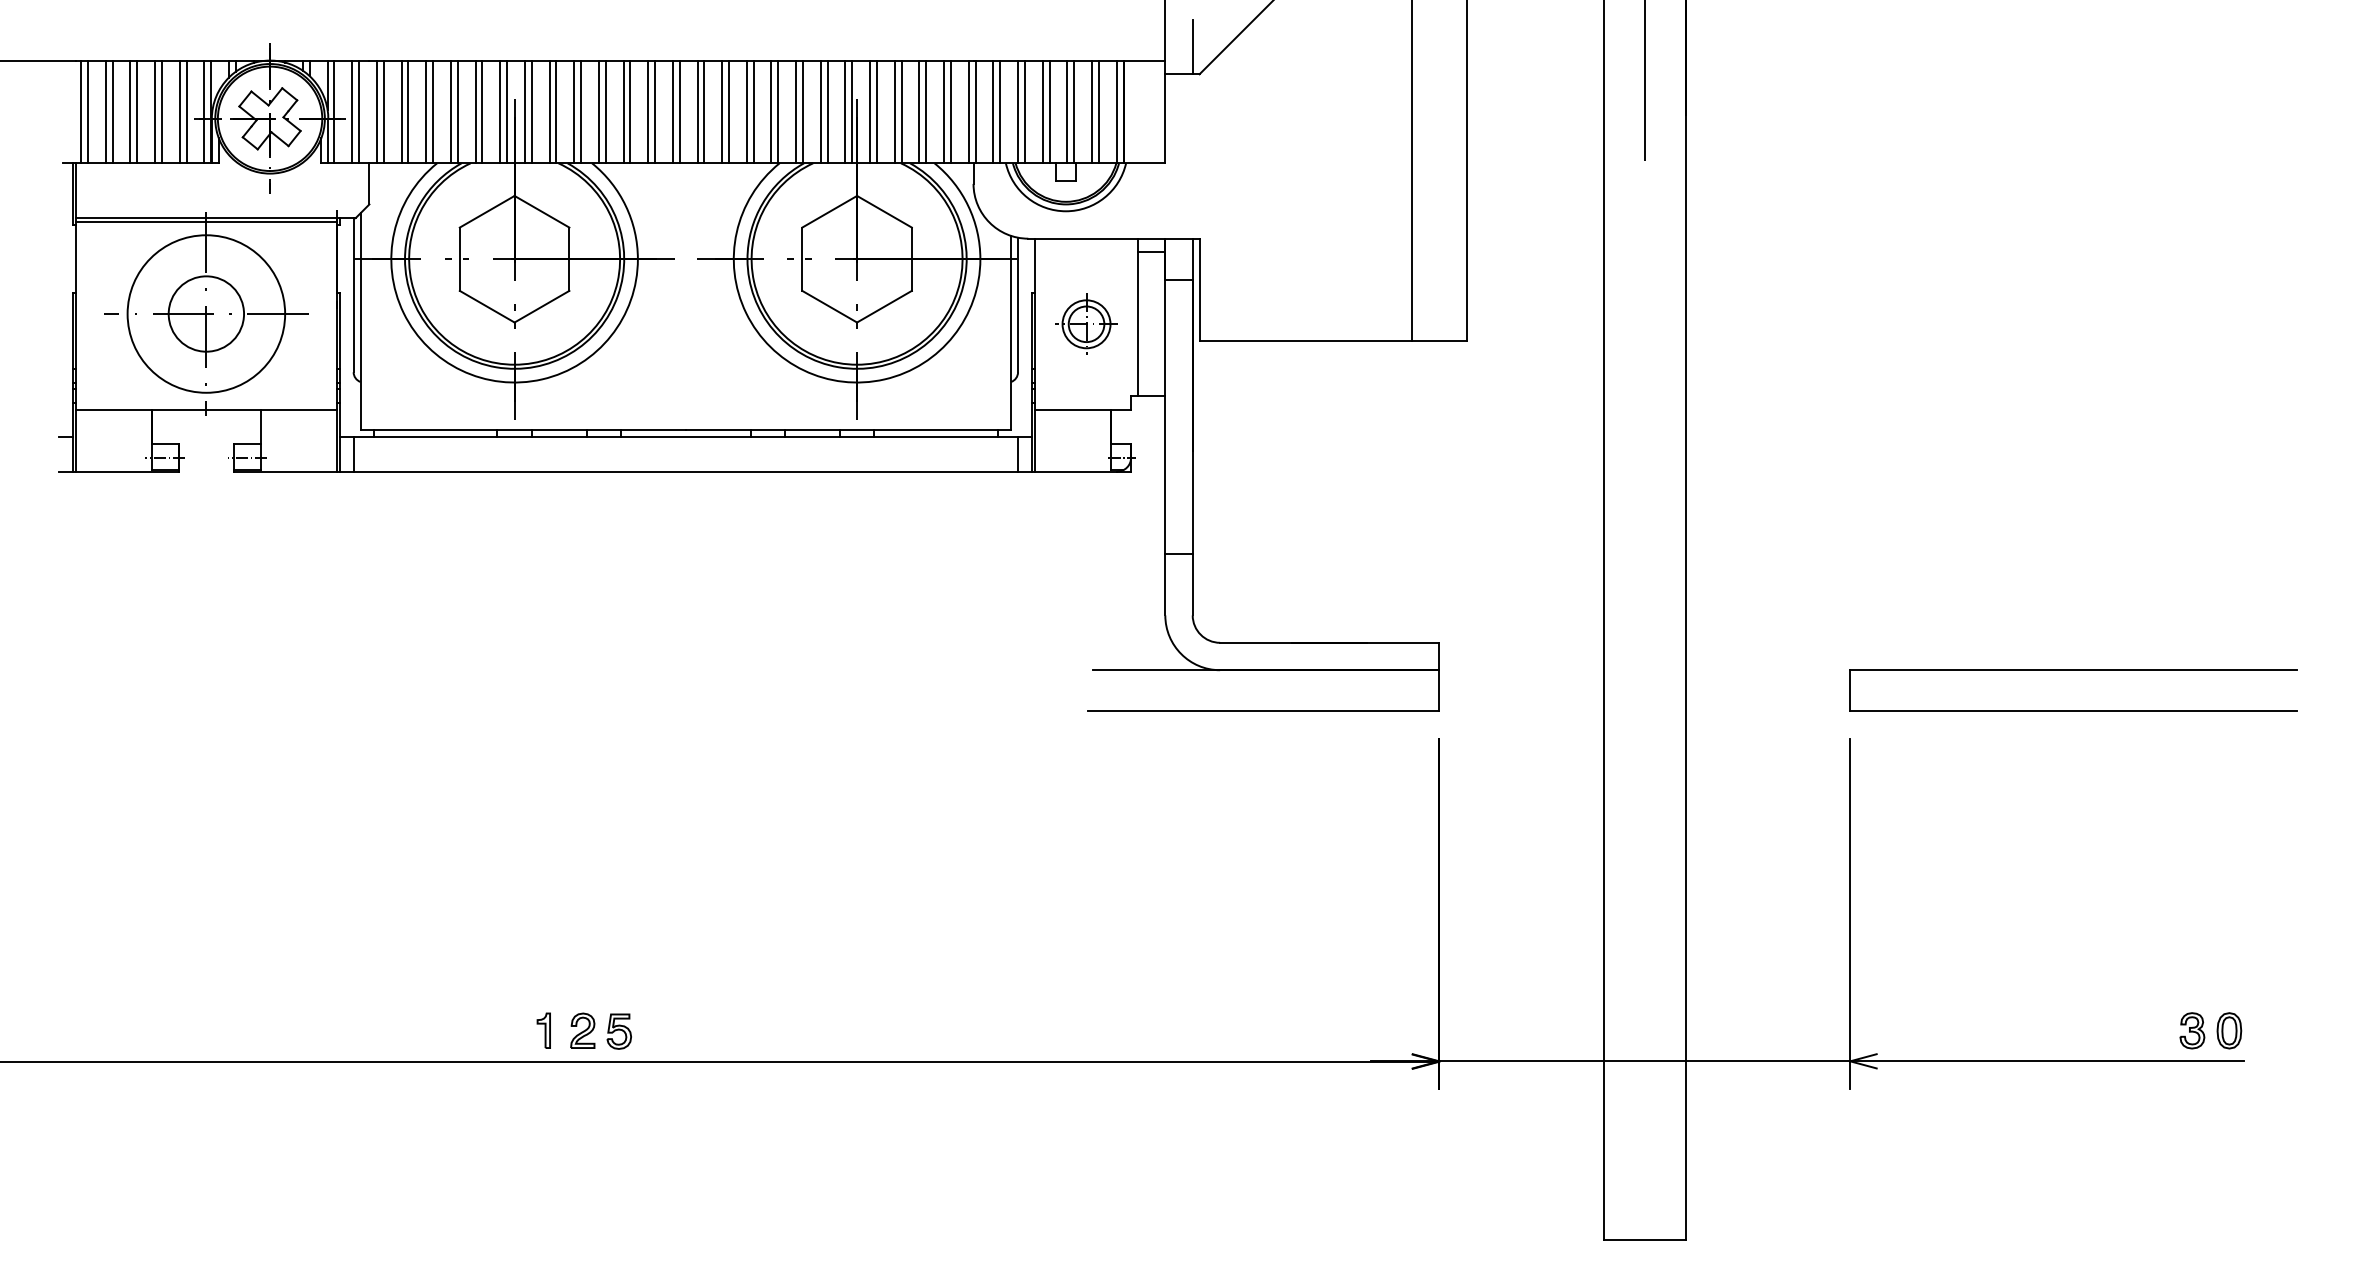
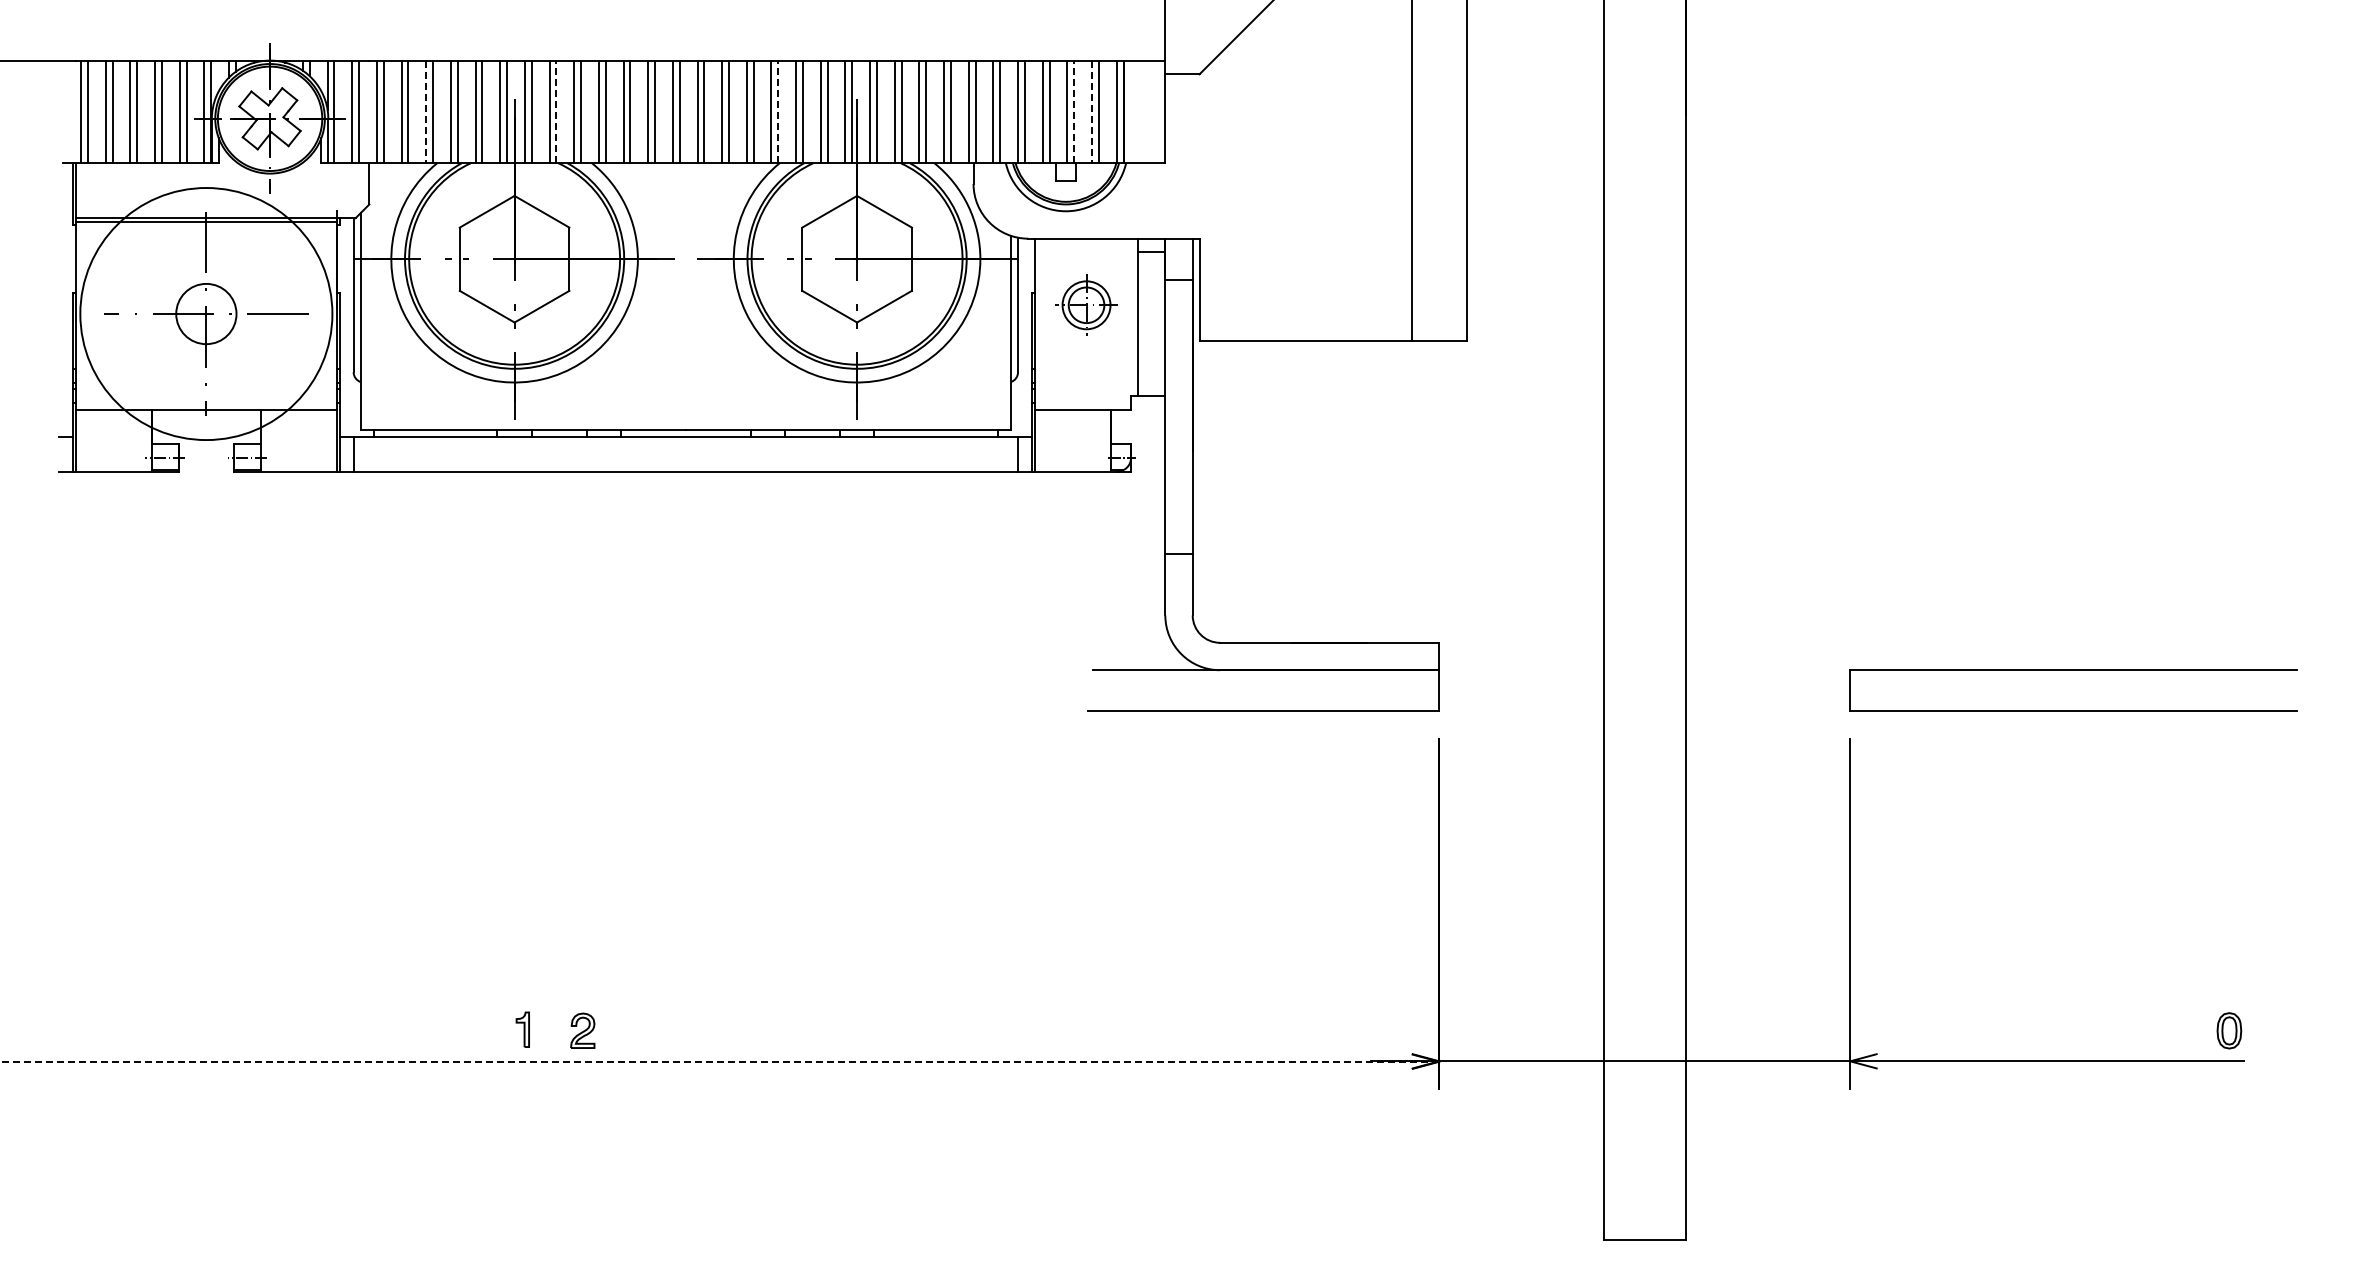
line: present -> none (1192, 46)
line: present -> none (1644, 81)
line: solid -> dashed (556, 111)
line: solid -> dashed (778, 111)
line: solid -> dashed (1074, 111)
line: solid -> dashed (426, 112)
line: solid -> dashed (1092, 112)
circle diameter: 158 px -> 252 px (206, 314)
circle diameter: 75 px -> 60 px (206, 313)
part position: (1086, 323) -> (1086, 304) (1086, 304)
part position: (543, 1030) -> (522, 1029) (522, 1029)
part: present -> none (2192, 1030)
part: present -> none (618, 1031)
line: solid -> dashed (720, 1061)
